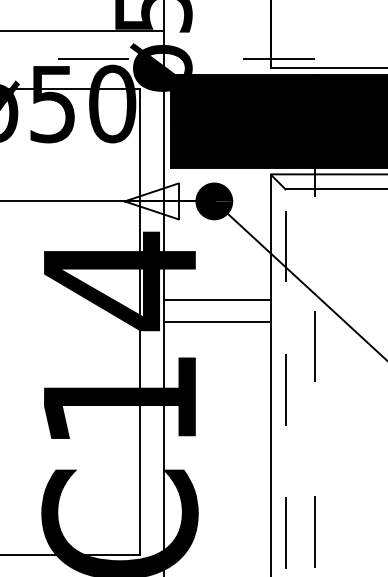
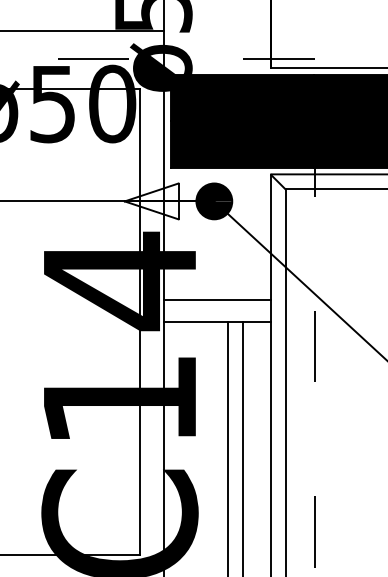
line: dashed -> solid (285, 382)
line: none -> present (228, 447)
line: none -> present (242, 447)
